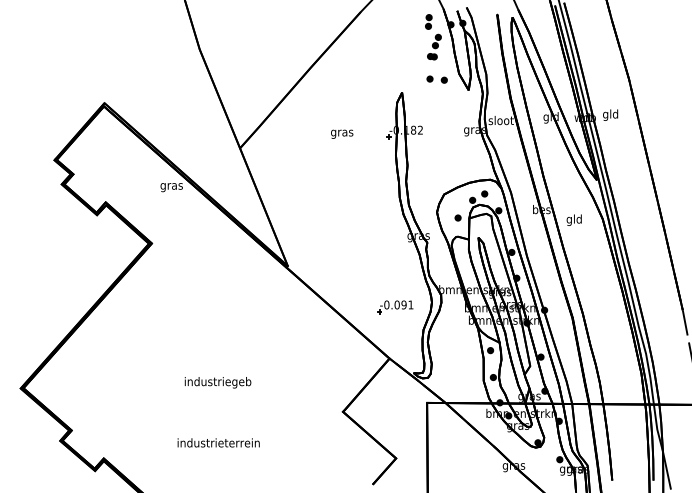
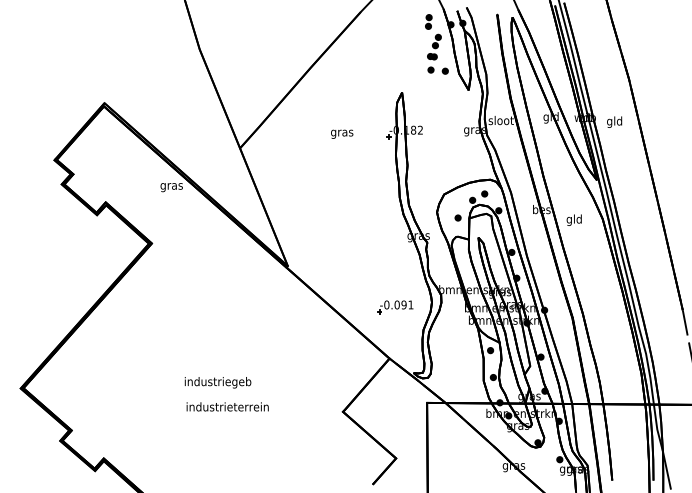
part position: (436, 79) -> (437, 70) (437, 70)
text position: (610, 114) -> (614, 121) (614, 121)
text position: (218, 442) -> (227, 406) (227, 406)
